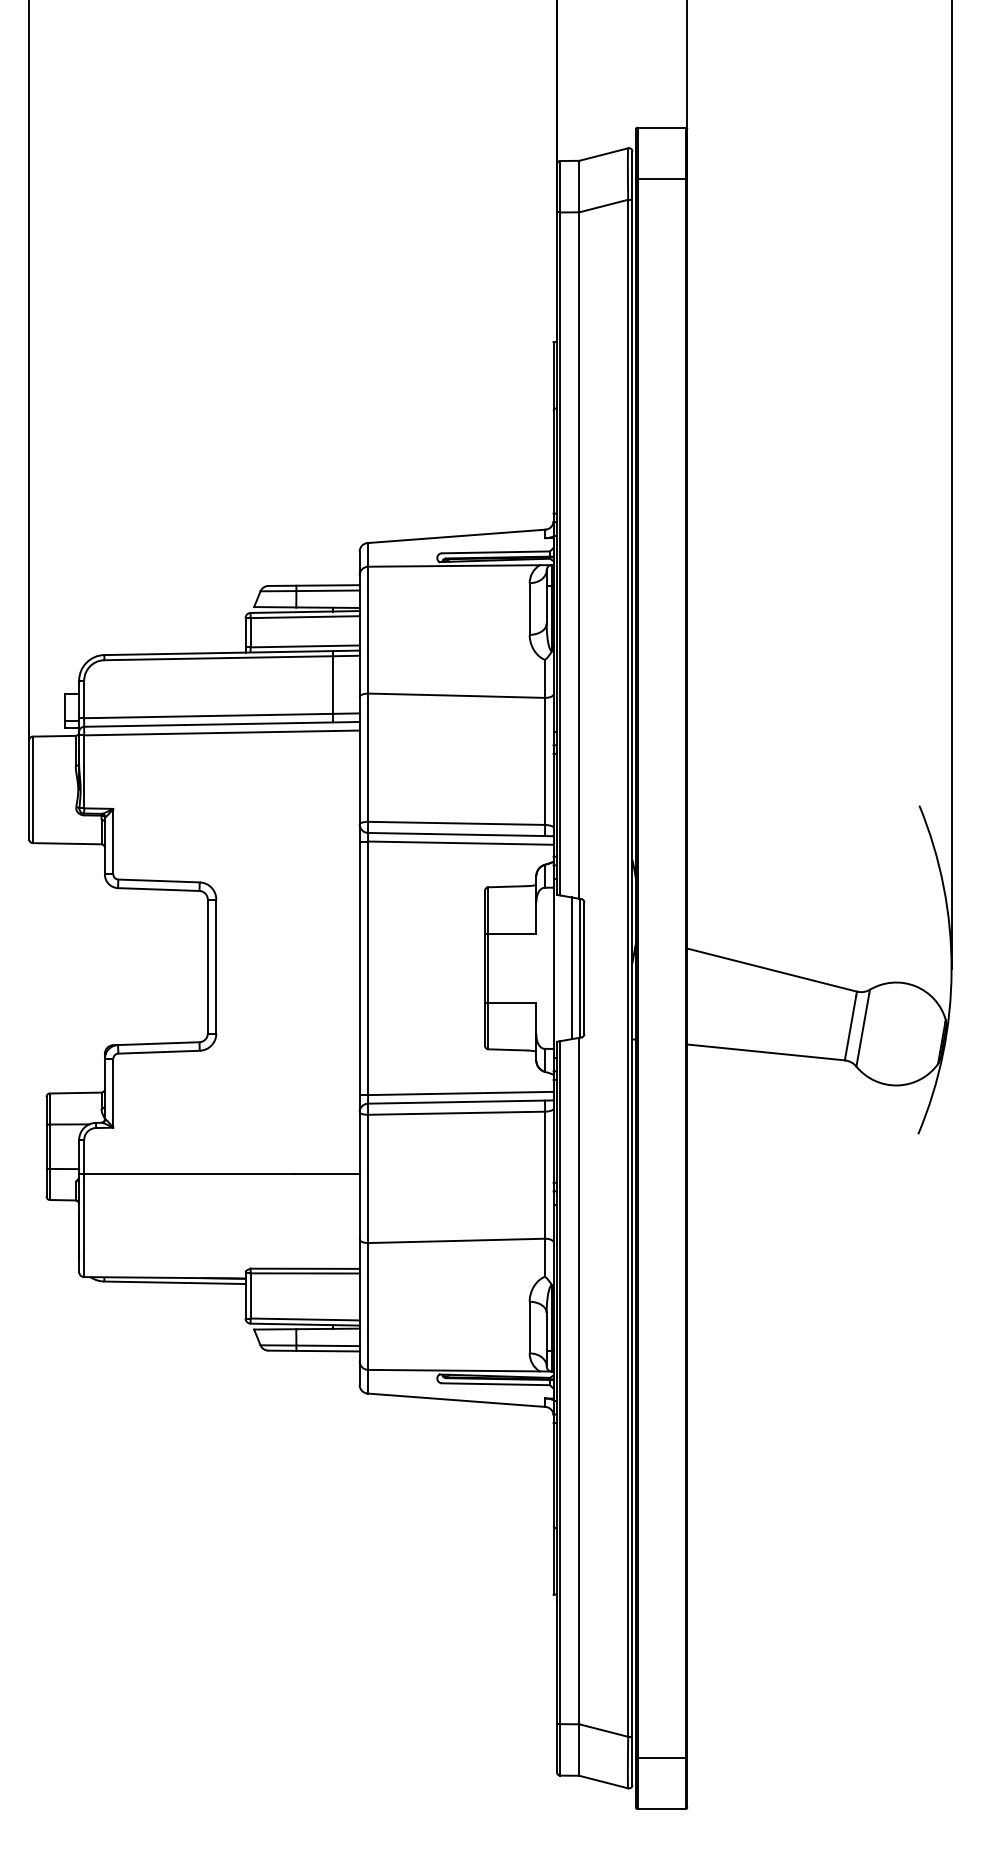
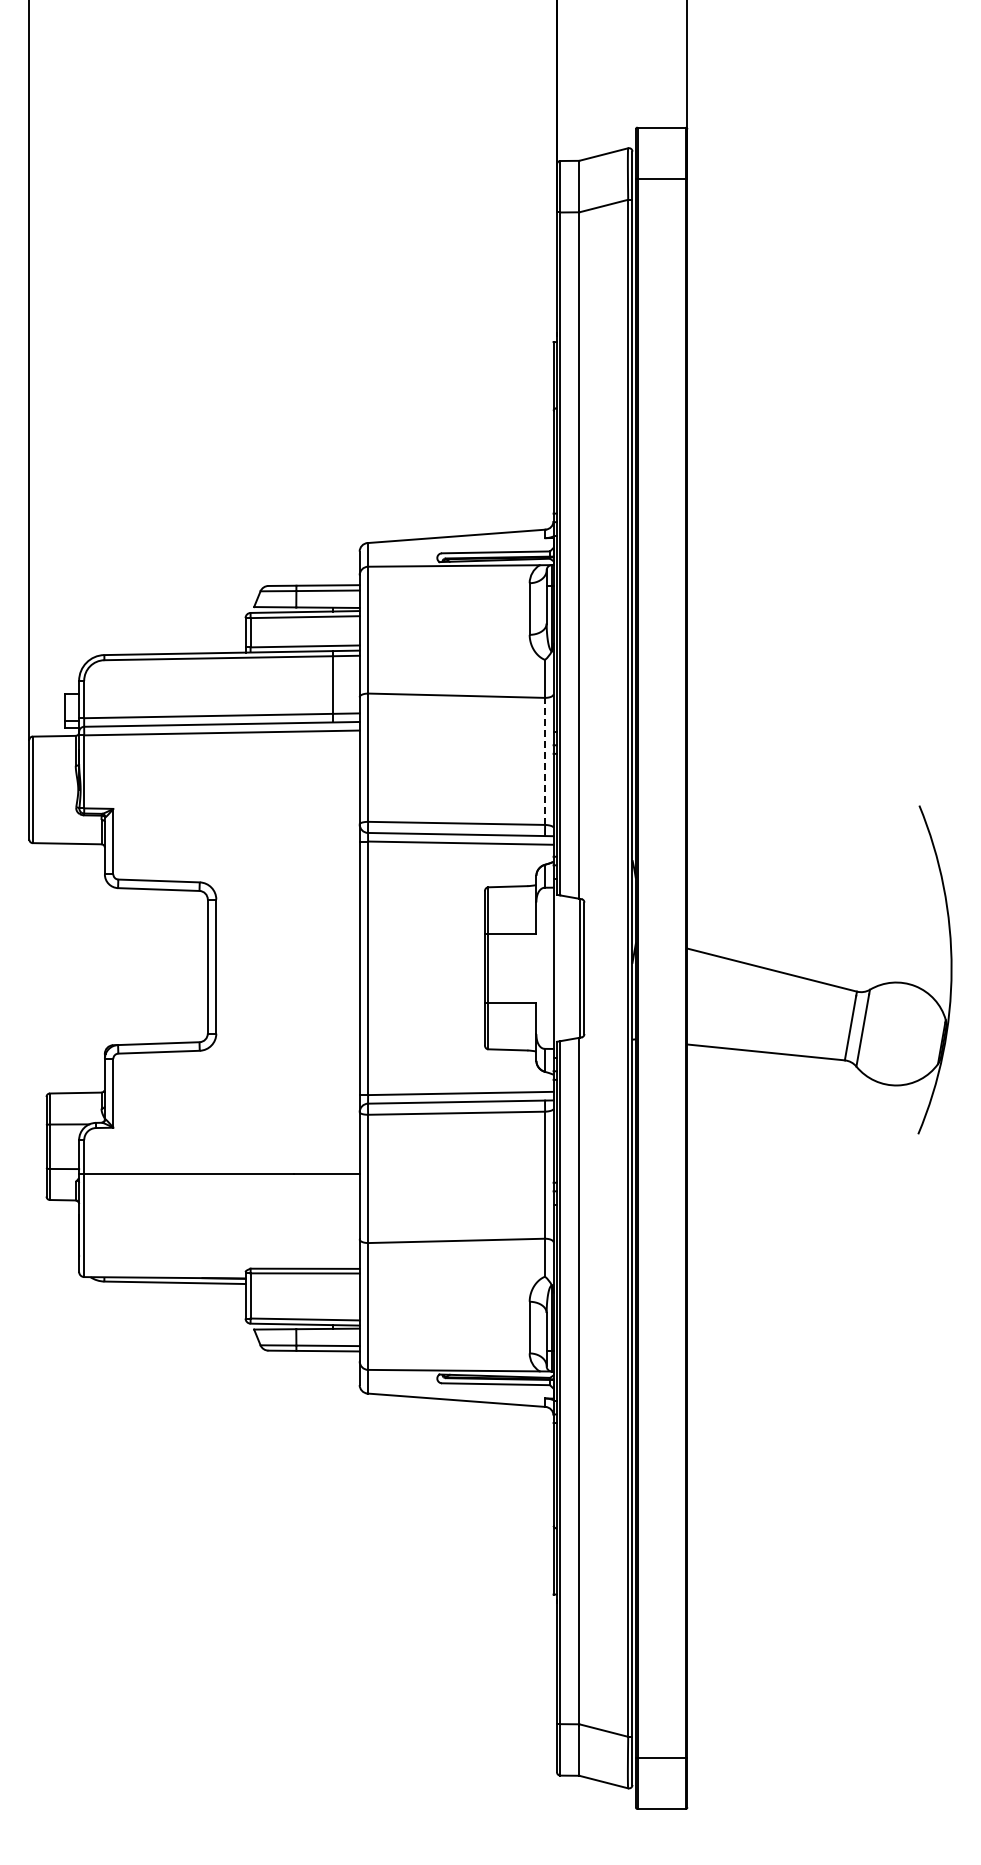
line: present -> none (951, 485)
line: solid -> dashed (545, 761)
line: present -> none (571, 968)
